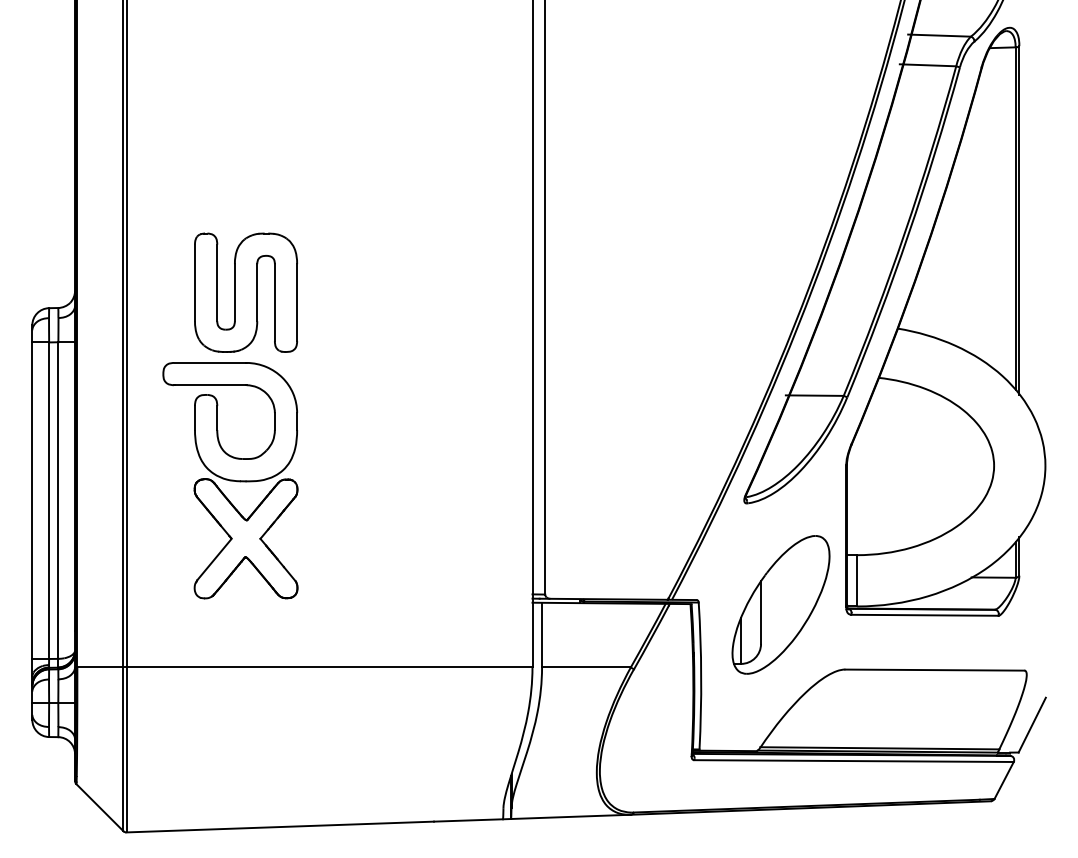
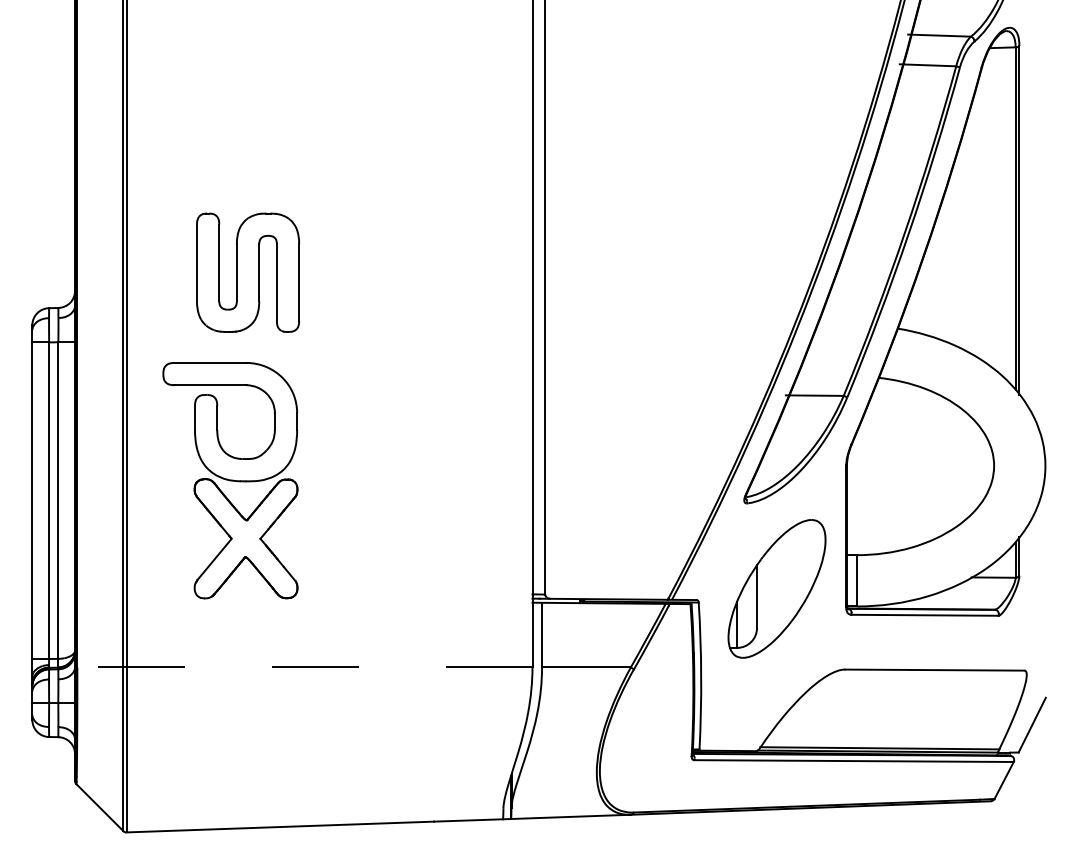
part position: (245, 292) -> (247, 272) (247, 272)
part position: (780, 604) -> (776, 588) (776, 588)
line: solid -> dashed (303, 667)
